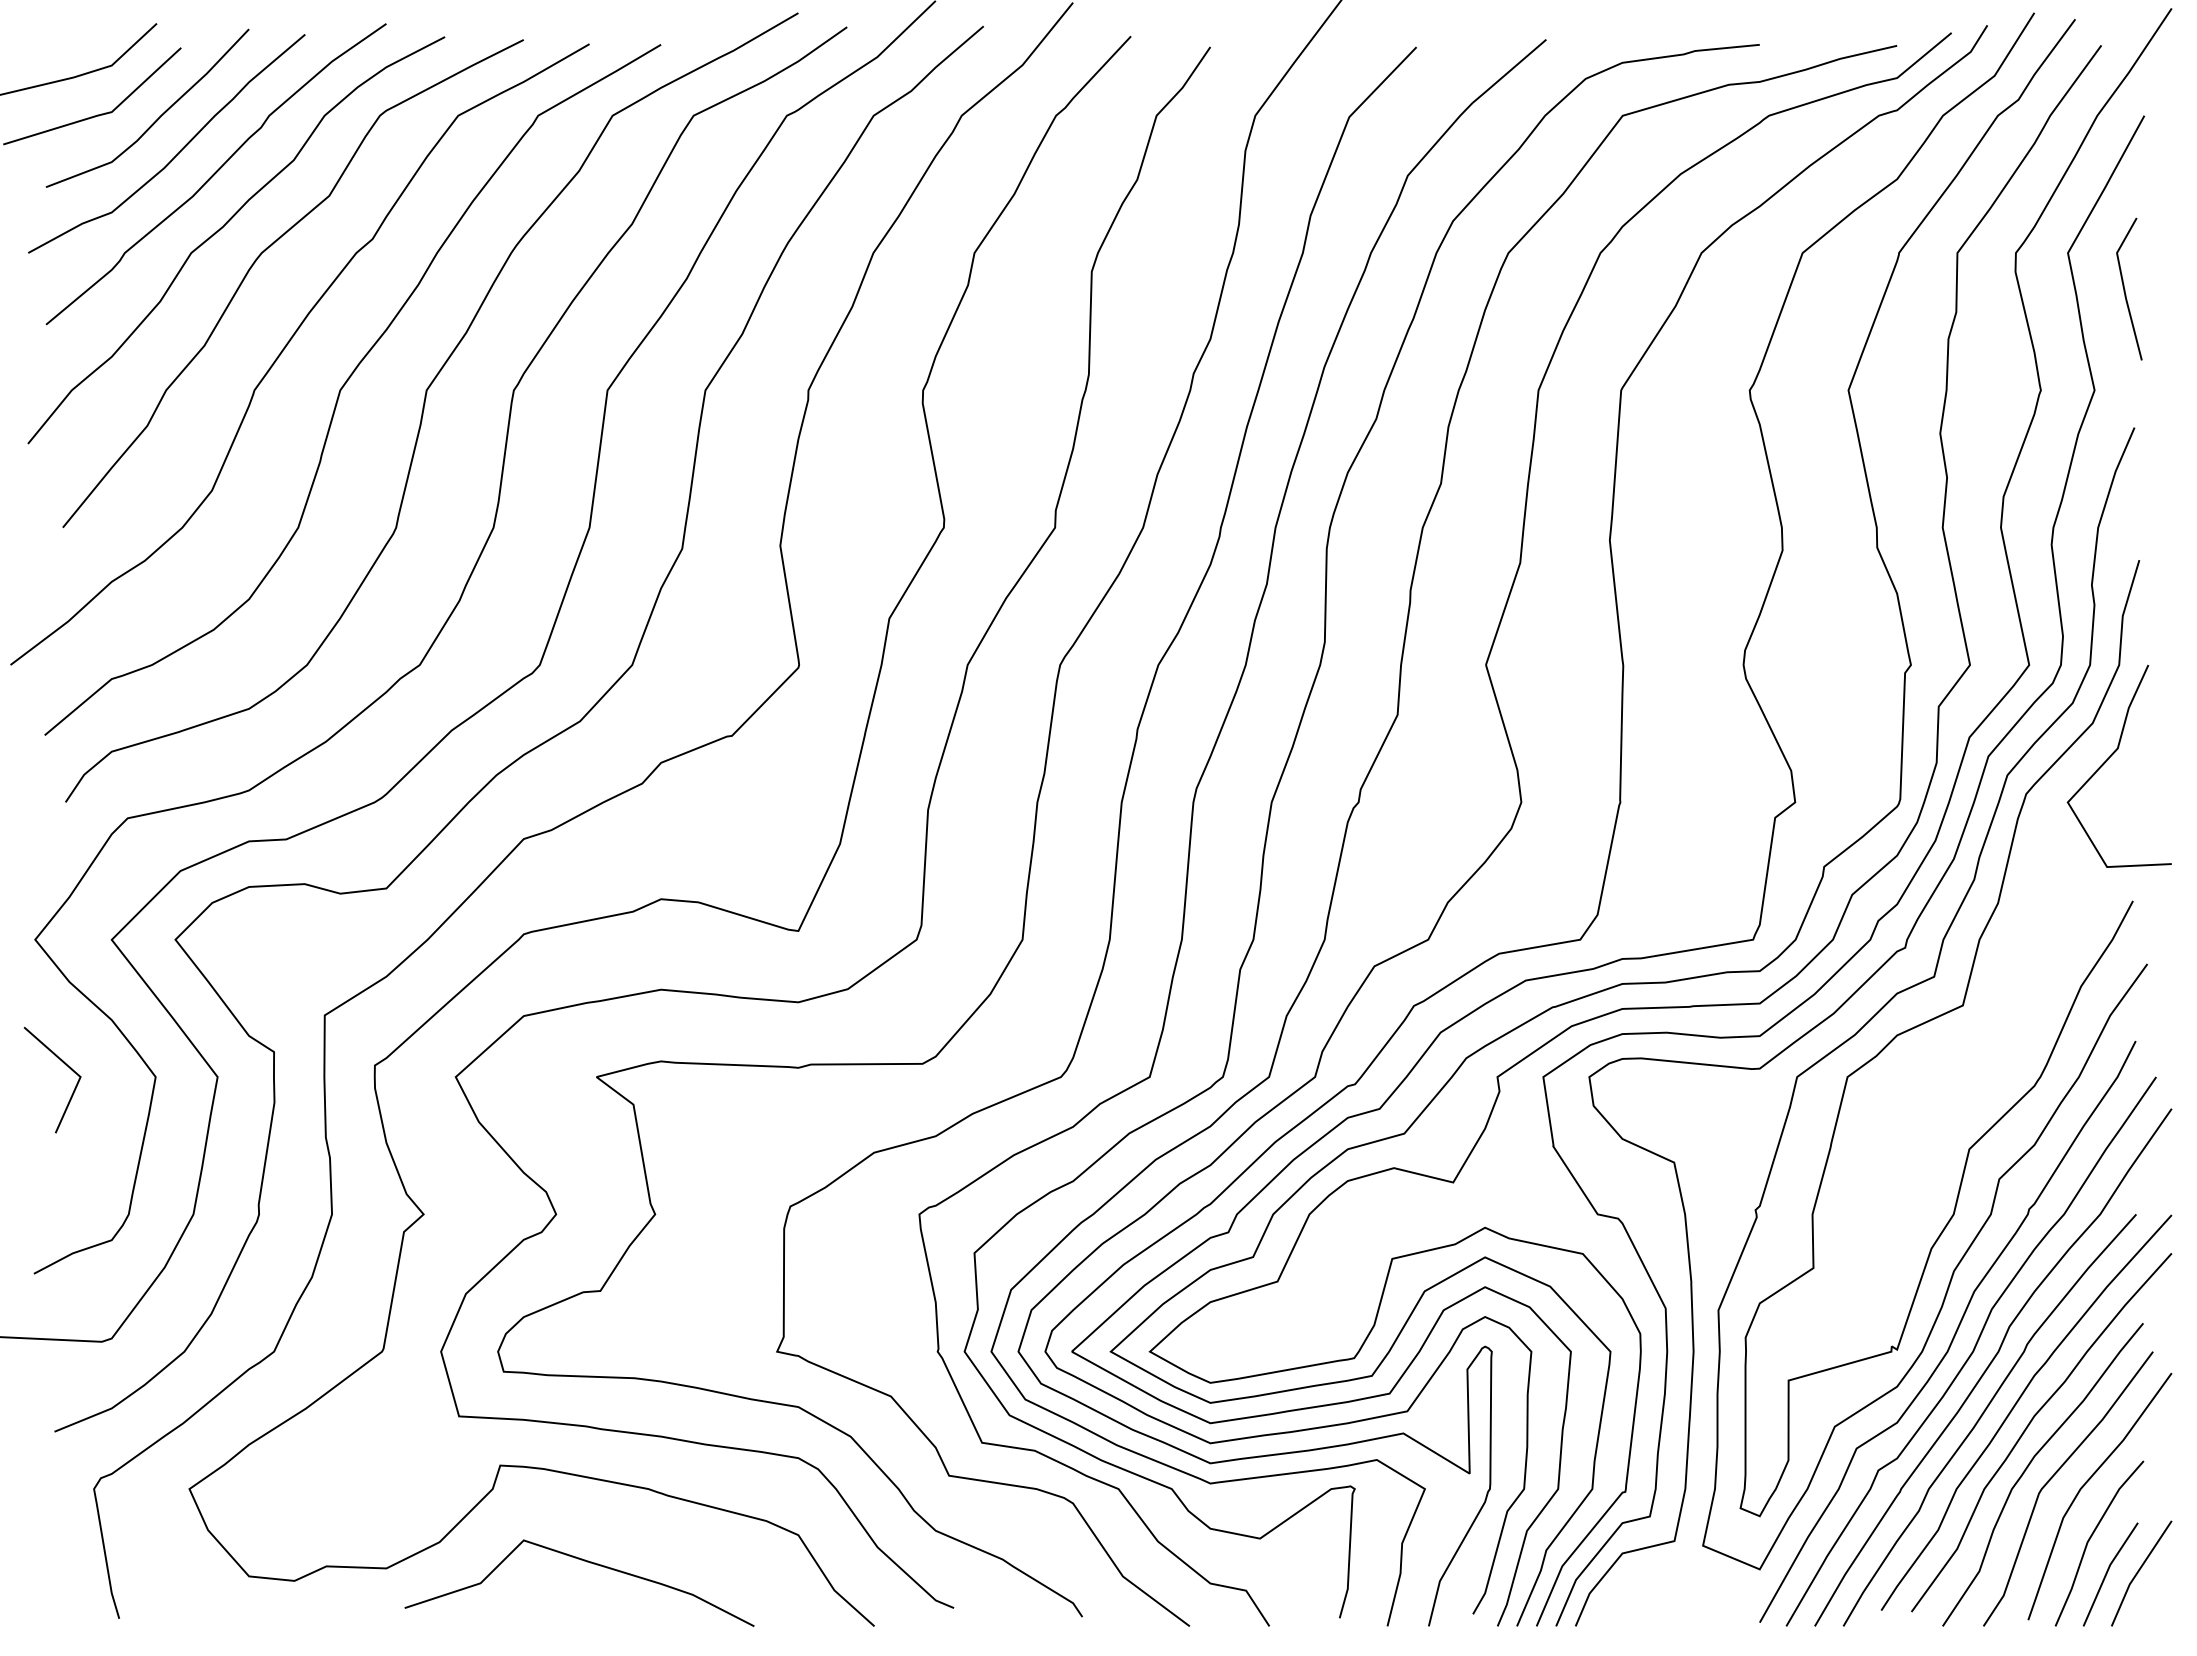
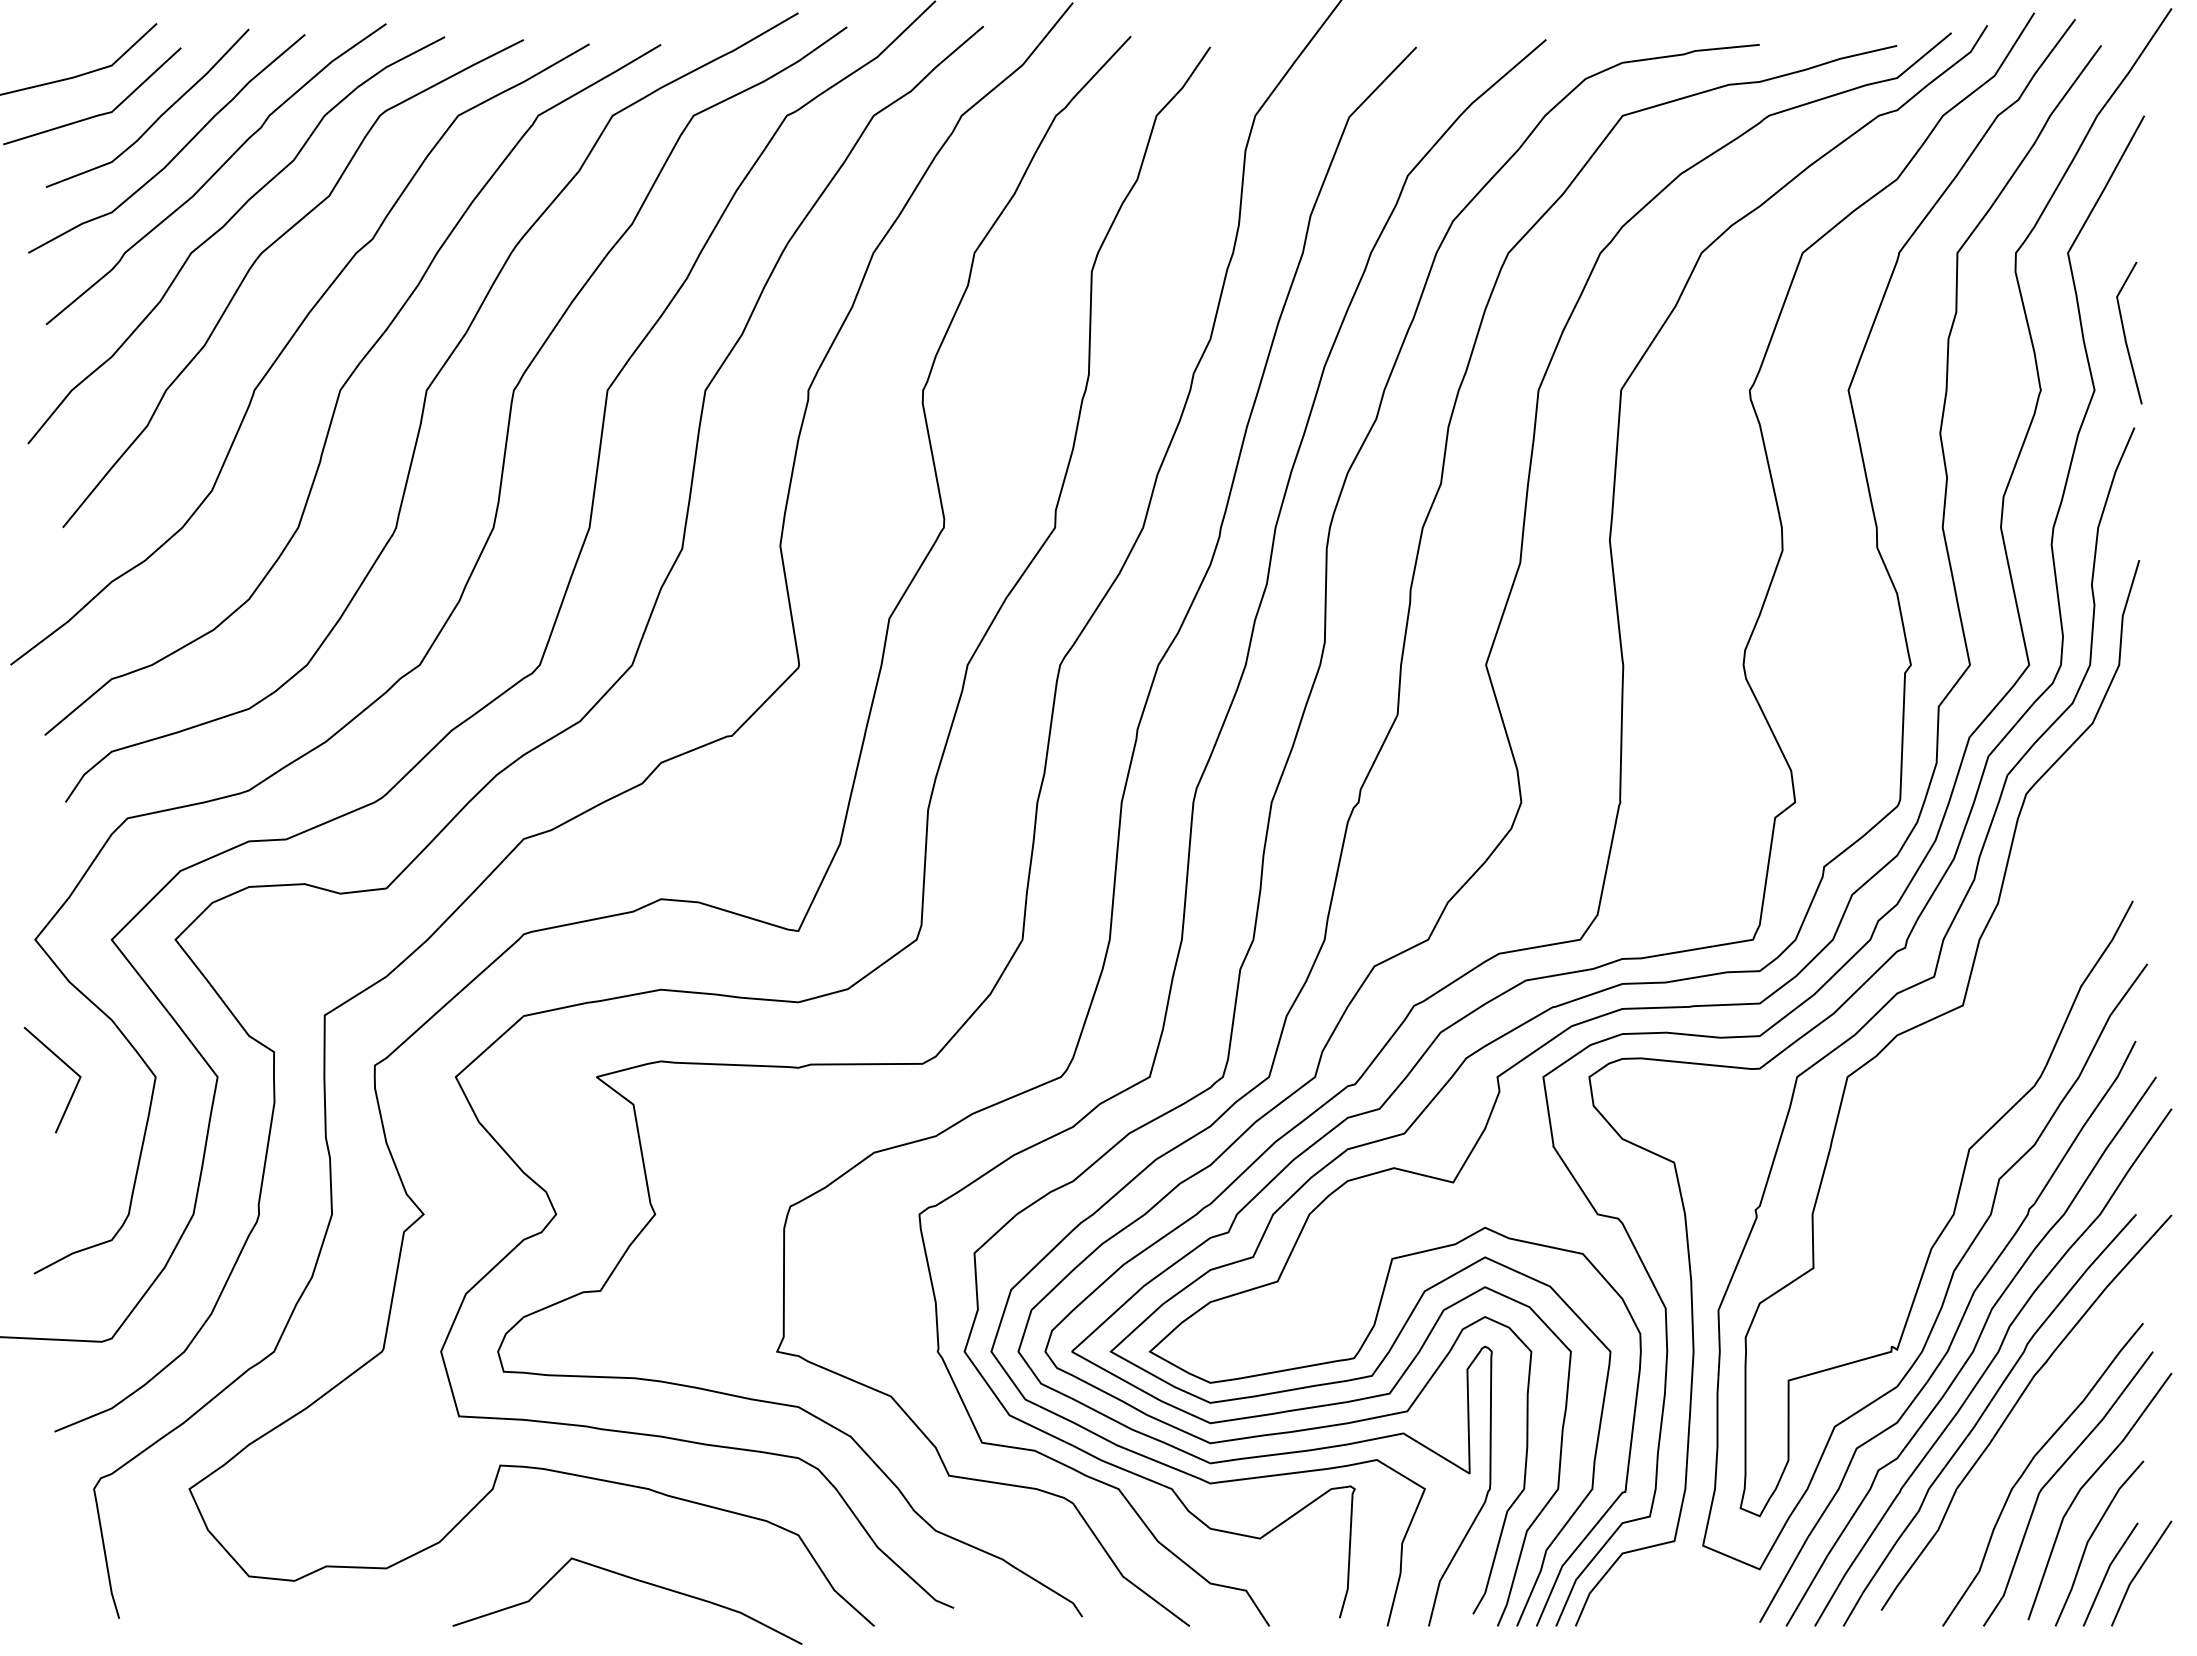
line position: (2125, 289) -> (2125, 333) (2125, 333)
curve: present -> none (2110, 757)
curve: present -> none (2029, 1425)
curve position: (587, 1562) -> (635, 1580) (635, 1580)
